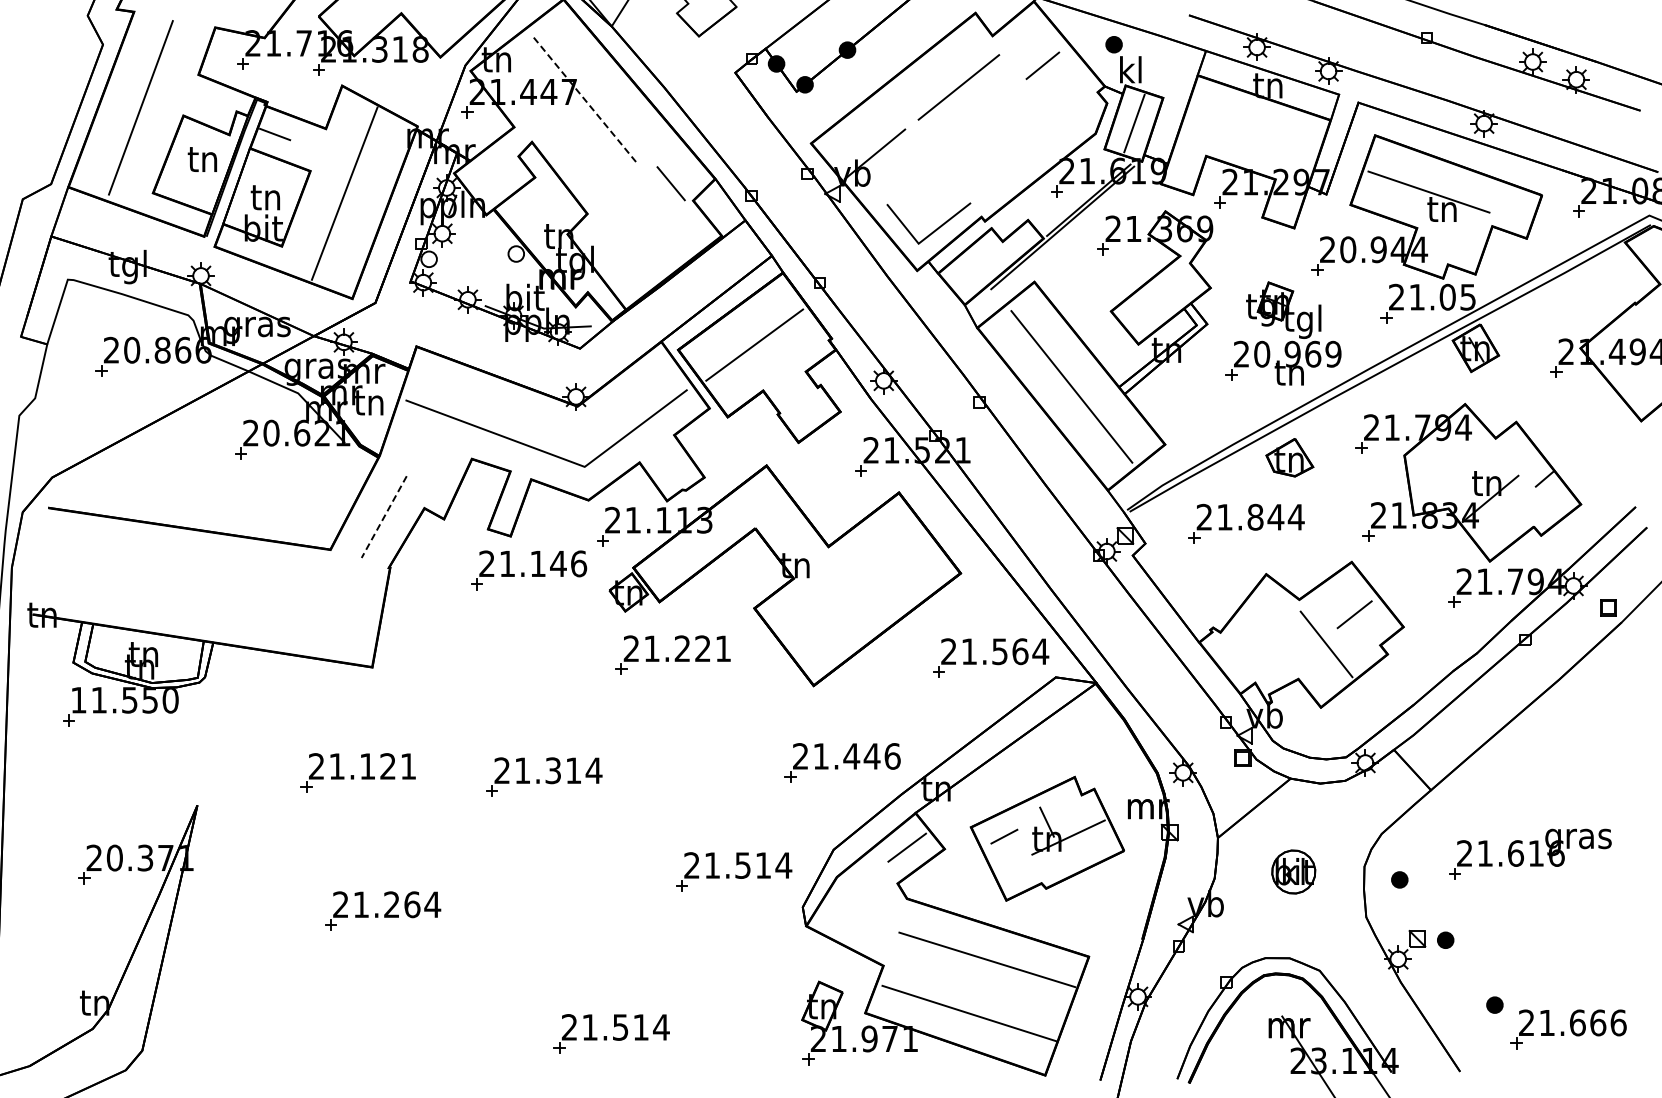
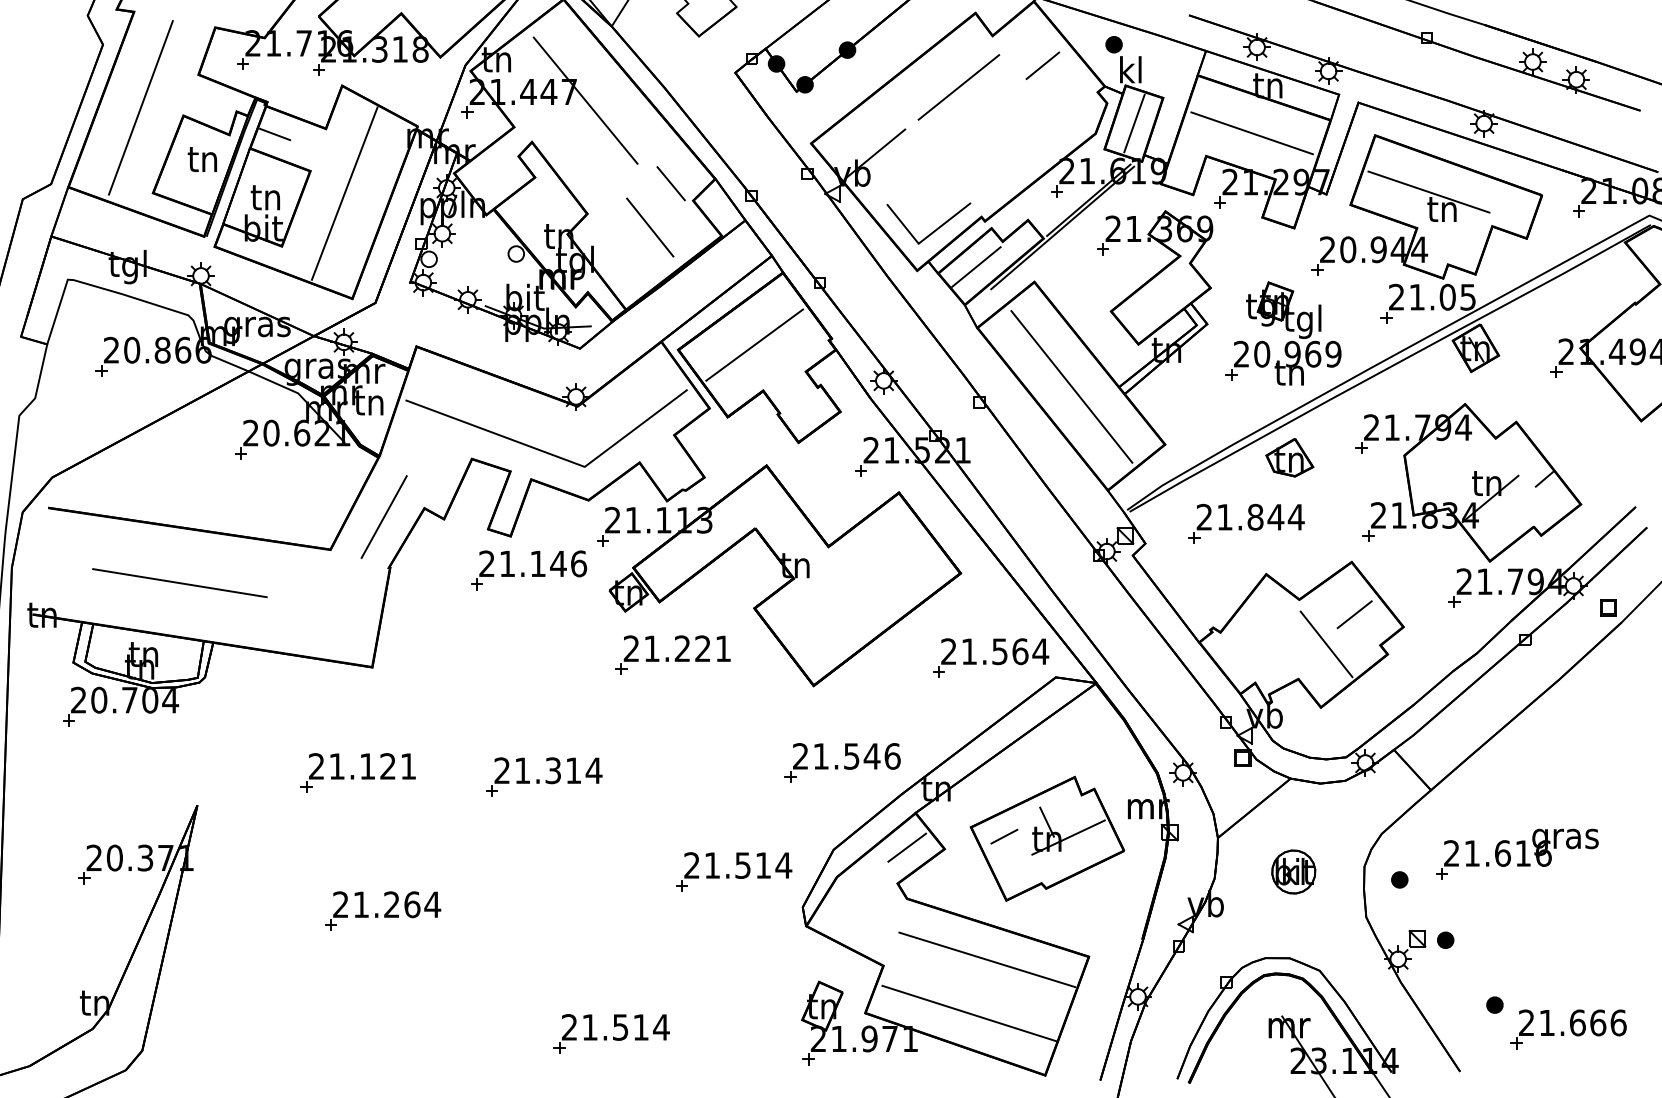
line: dashed -> solid (585, 100)
line: none -> present (1251, 133)
line: none -> present (650, 227)
line: none -> present (976, 266)
line: dashed -> solid (384, 517)
line: none -> present (179, 583)
text: 11.550 -> 20.704 (125, 699)
text: 21.446 -> 21.546 (851, 756)
part position: (1530, 853) -> (1517, 853) (1517, 853)
